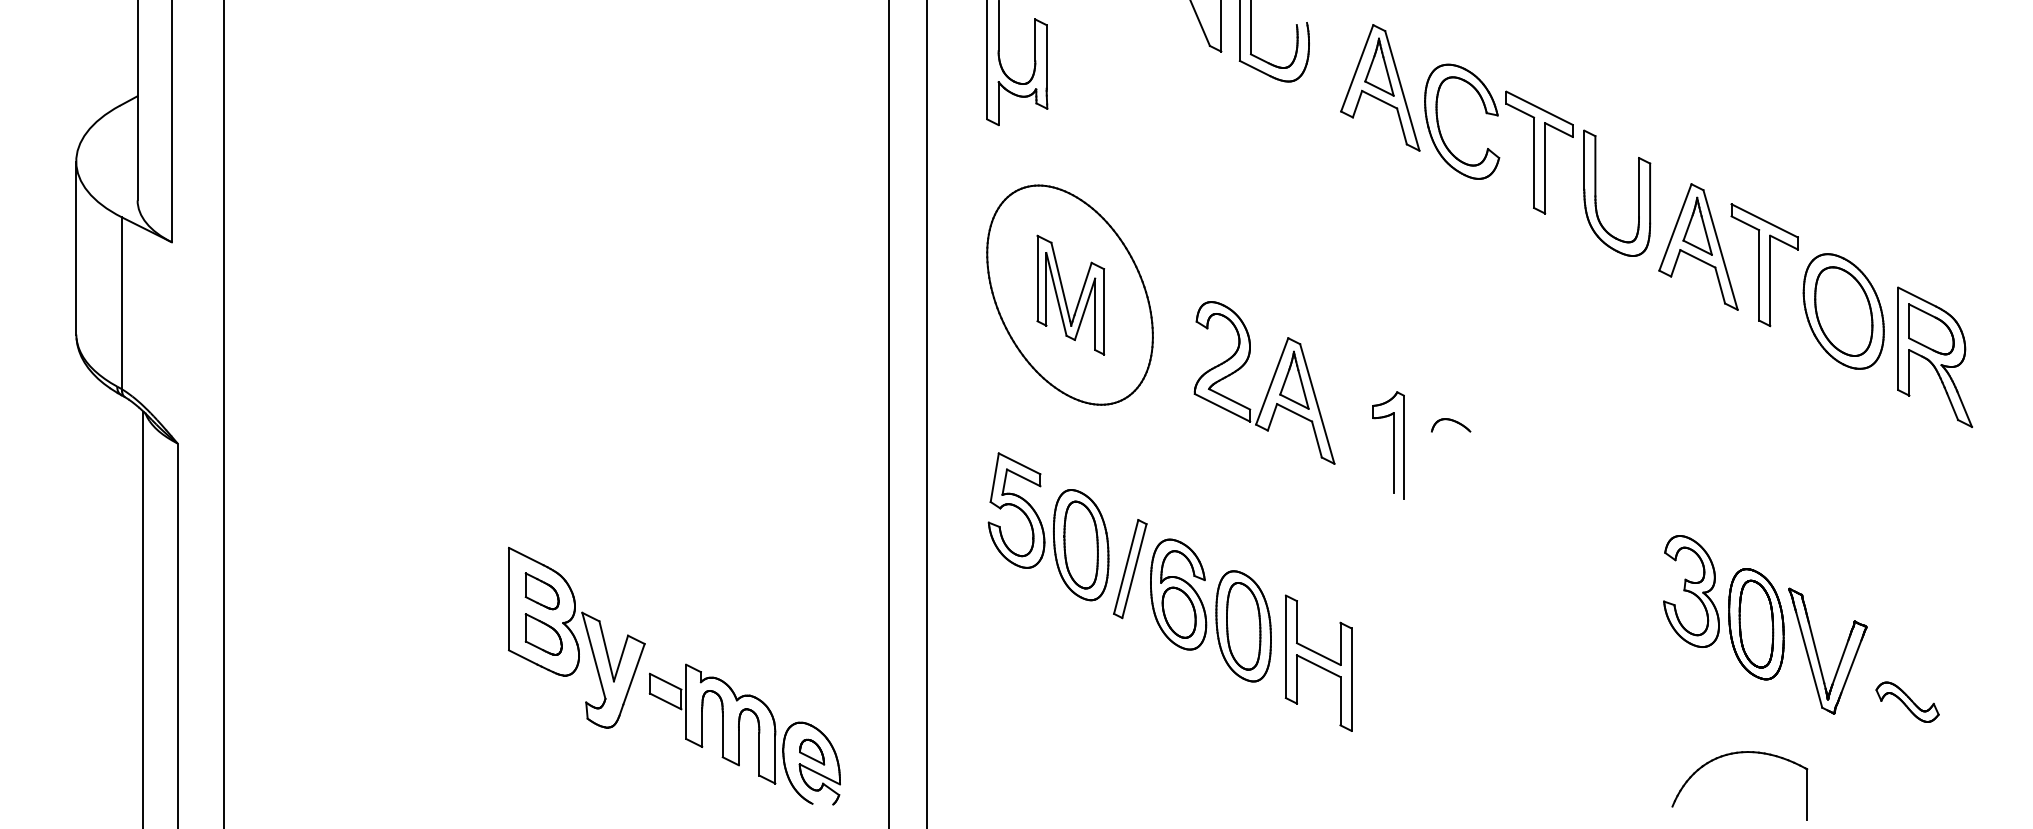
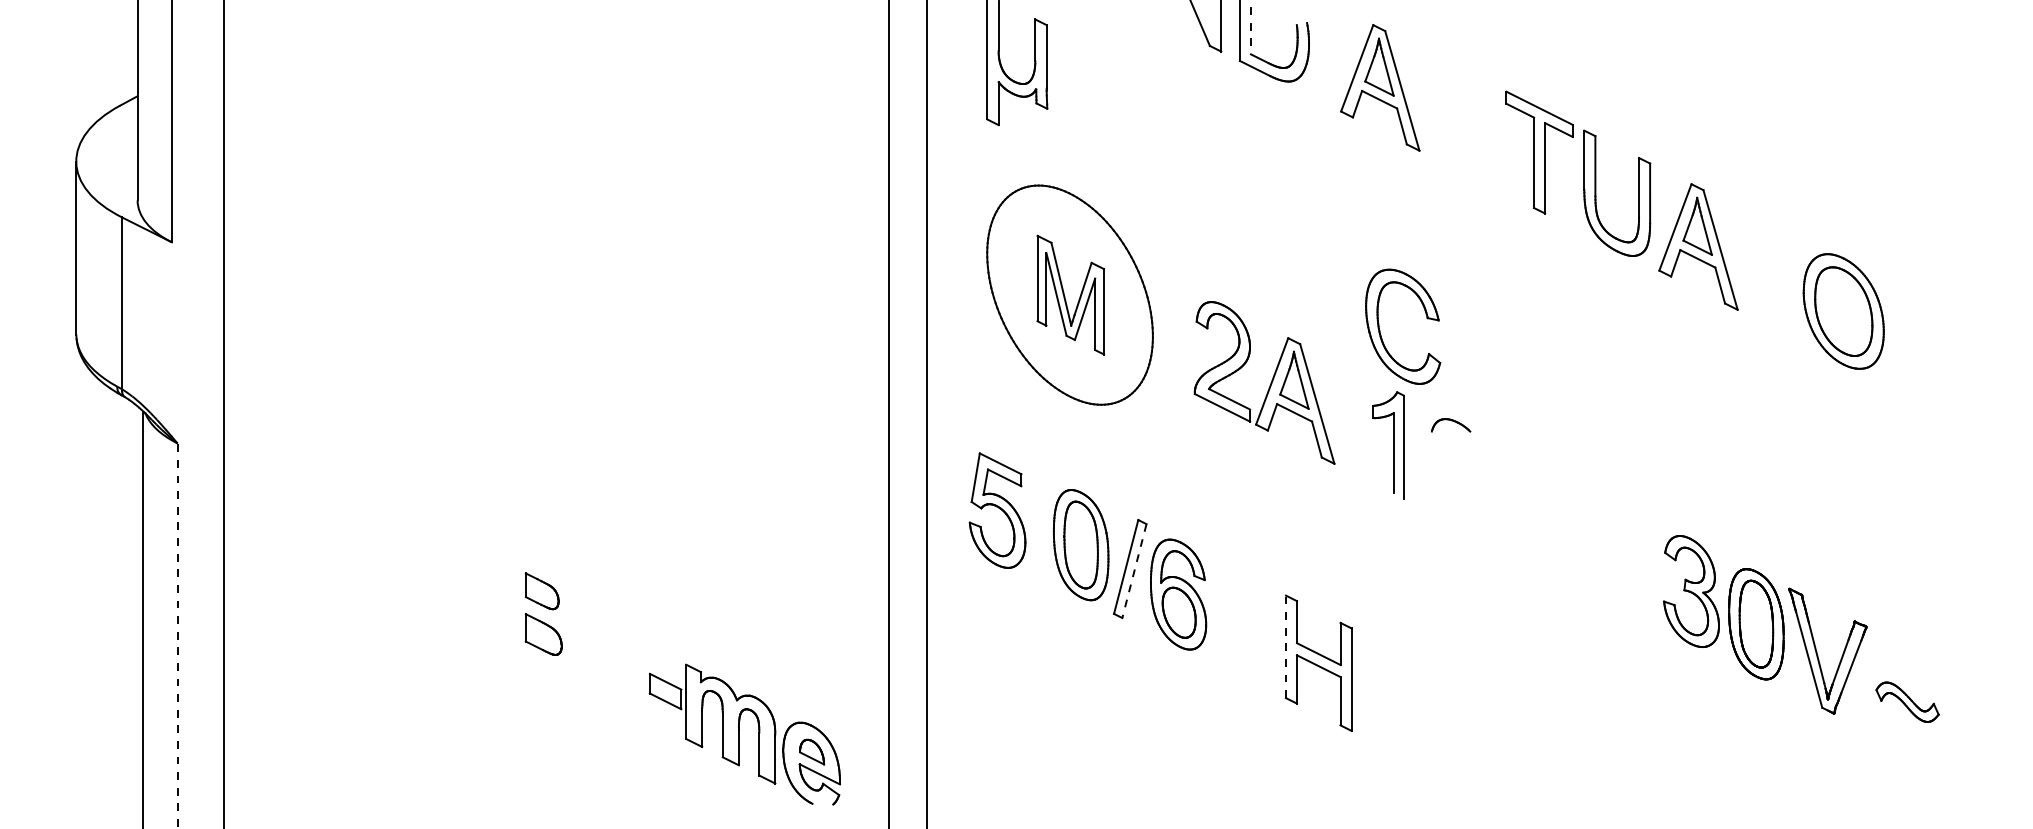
line: solid -> dashed (1250, 27)
part position: (1439, 125) -> (1380, 330) (1380, 330)
part: present -> none (1764, 265)
part: present -> none (1934, 356)
part position: (1016, 510) -> (997, 510) (997, 510)
line: solid -> dashed (1134, 571)
part: present -> none (1243, 626)
line: solid -> dashed (177, 635)
part: present -> none (576, 637)
line: solid -> dashed (1285, 646)
part: present -> none (1734, 754)
